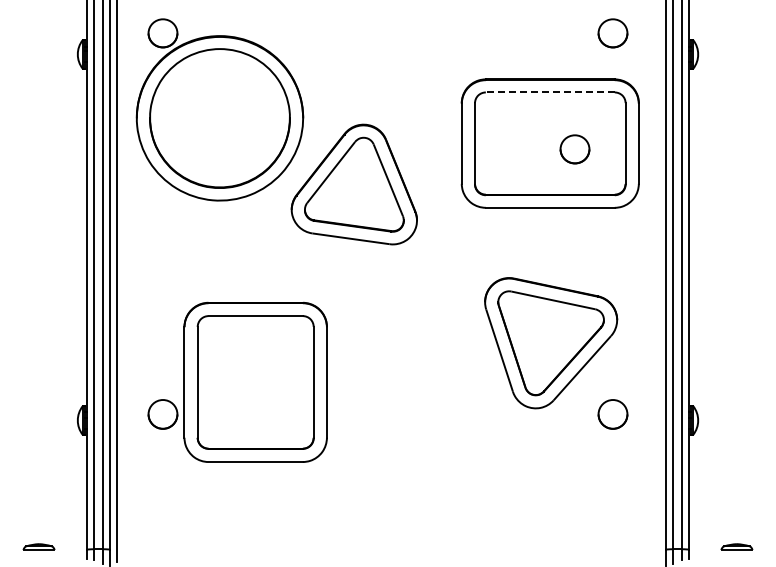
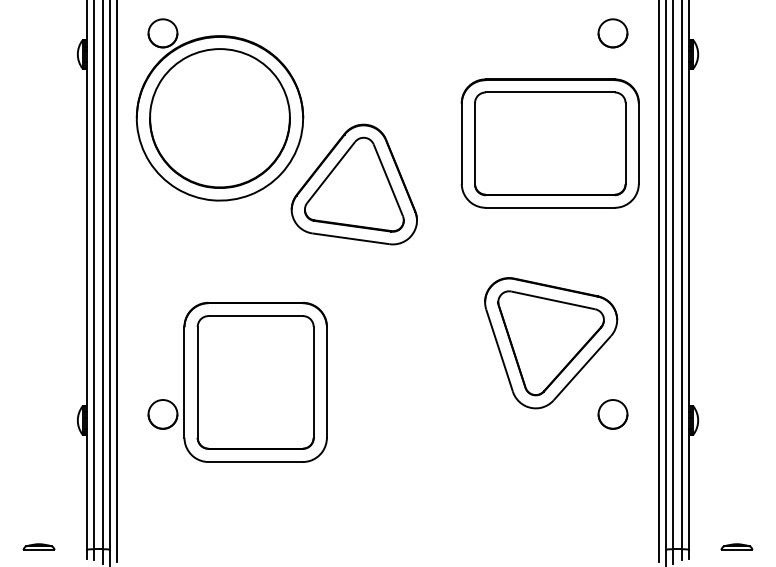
line: dashed -> solid (549, 92)
part: present -> none (574, 149)
line: none -> present (658, 281)
